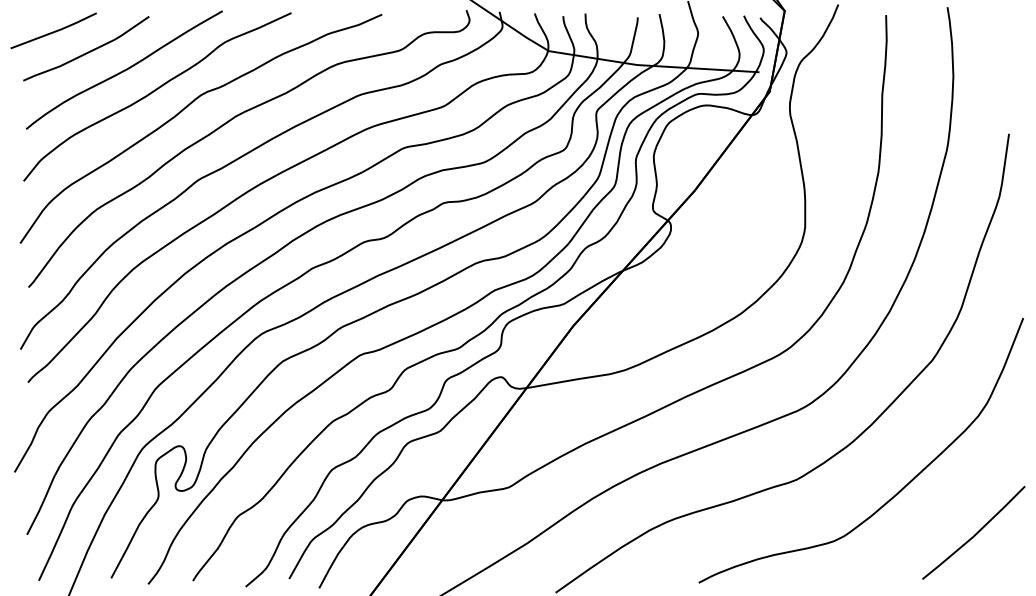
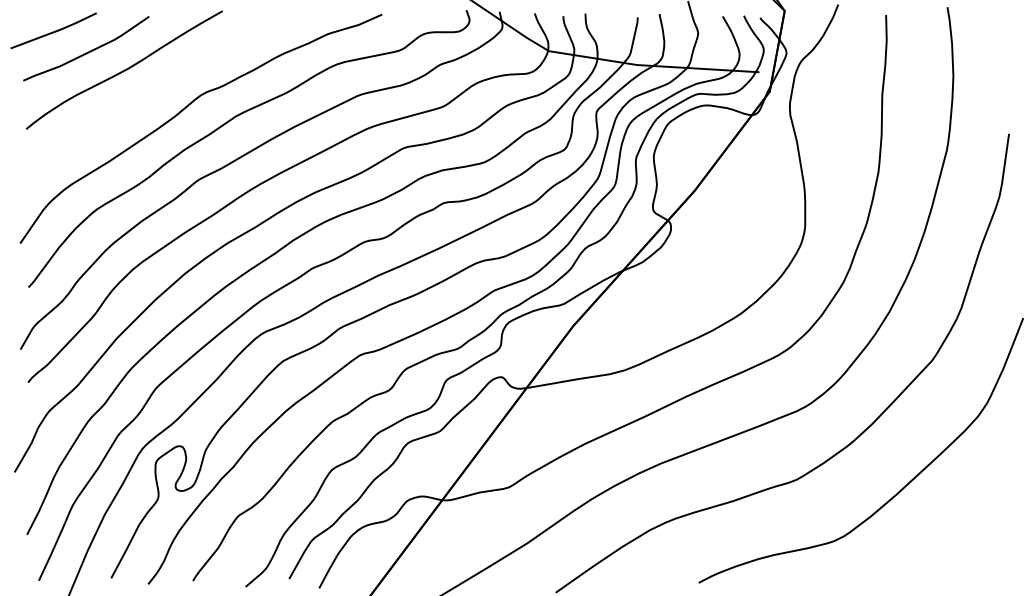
curve: present -> none (155, 91)
line: present -> none (975, 533)
